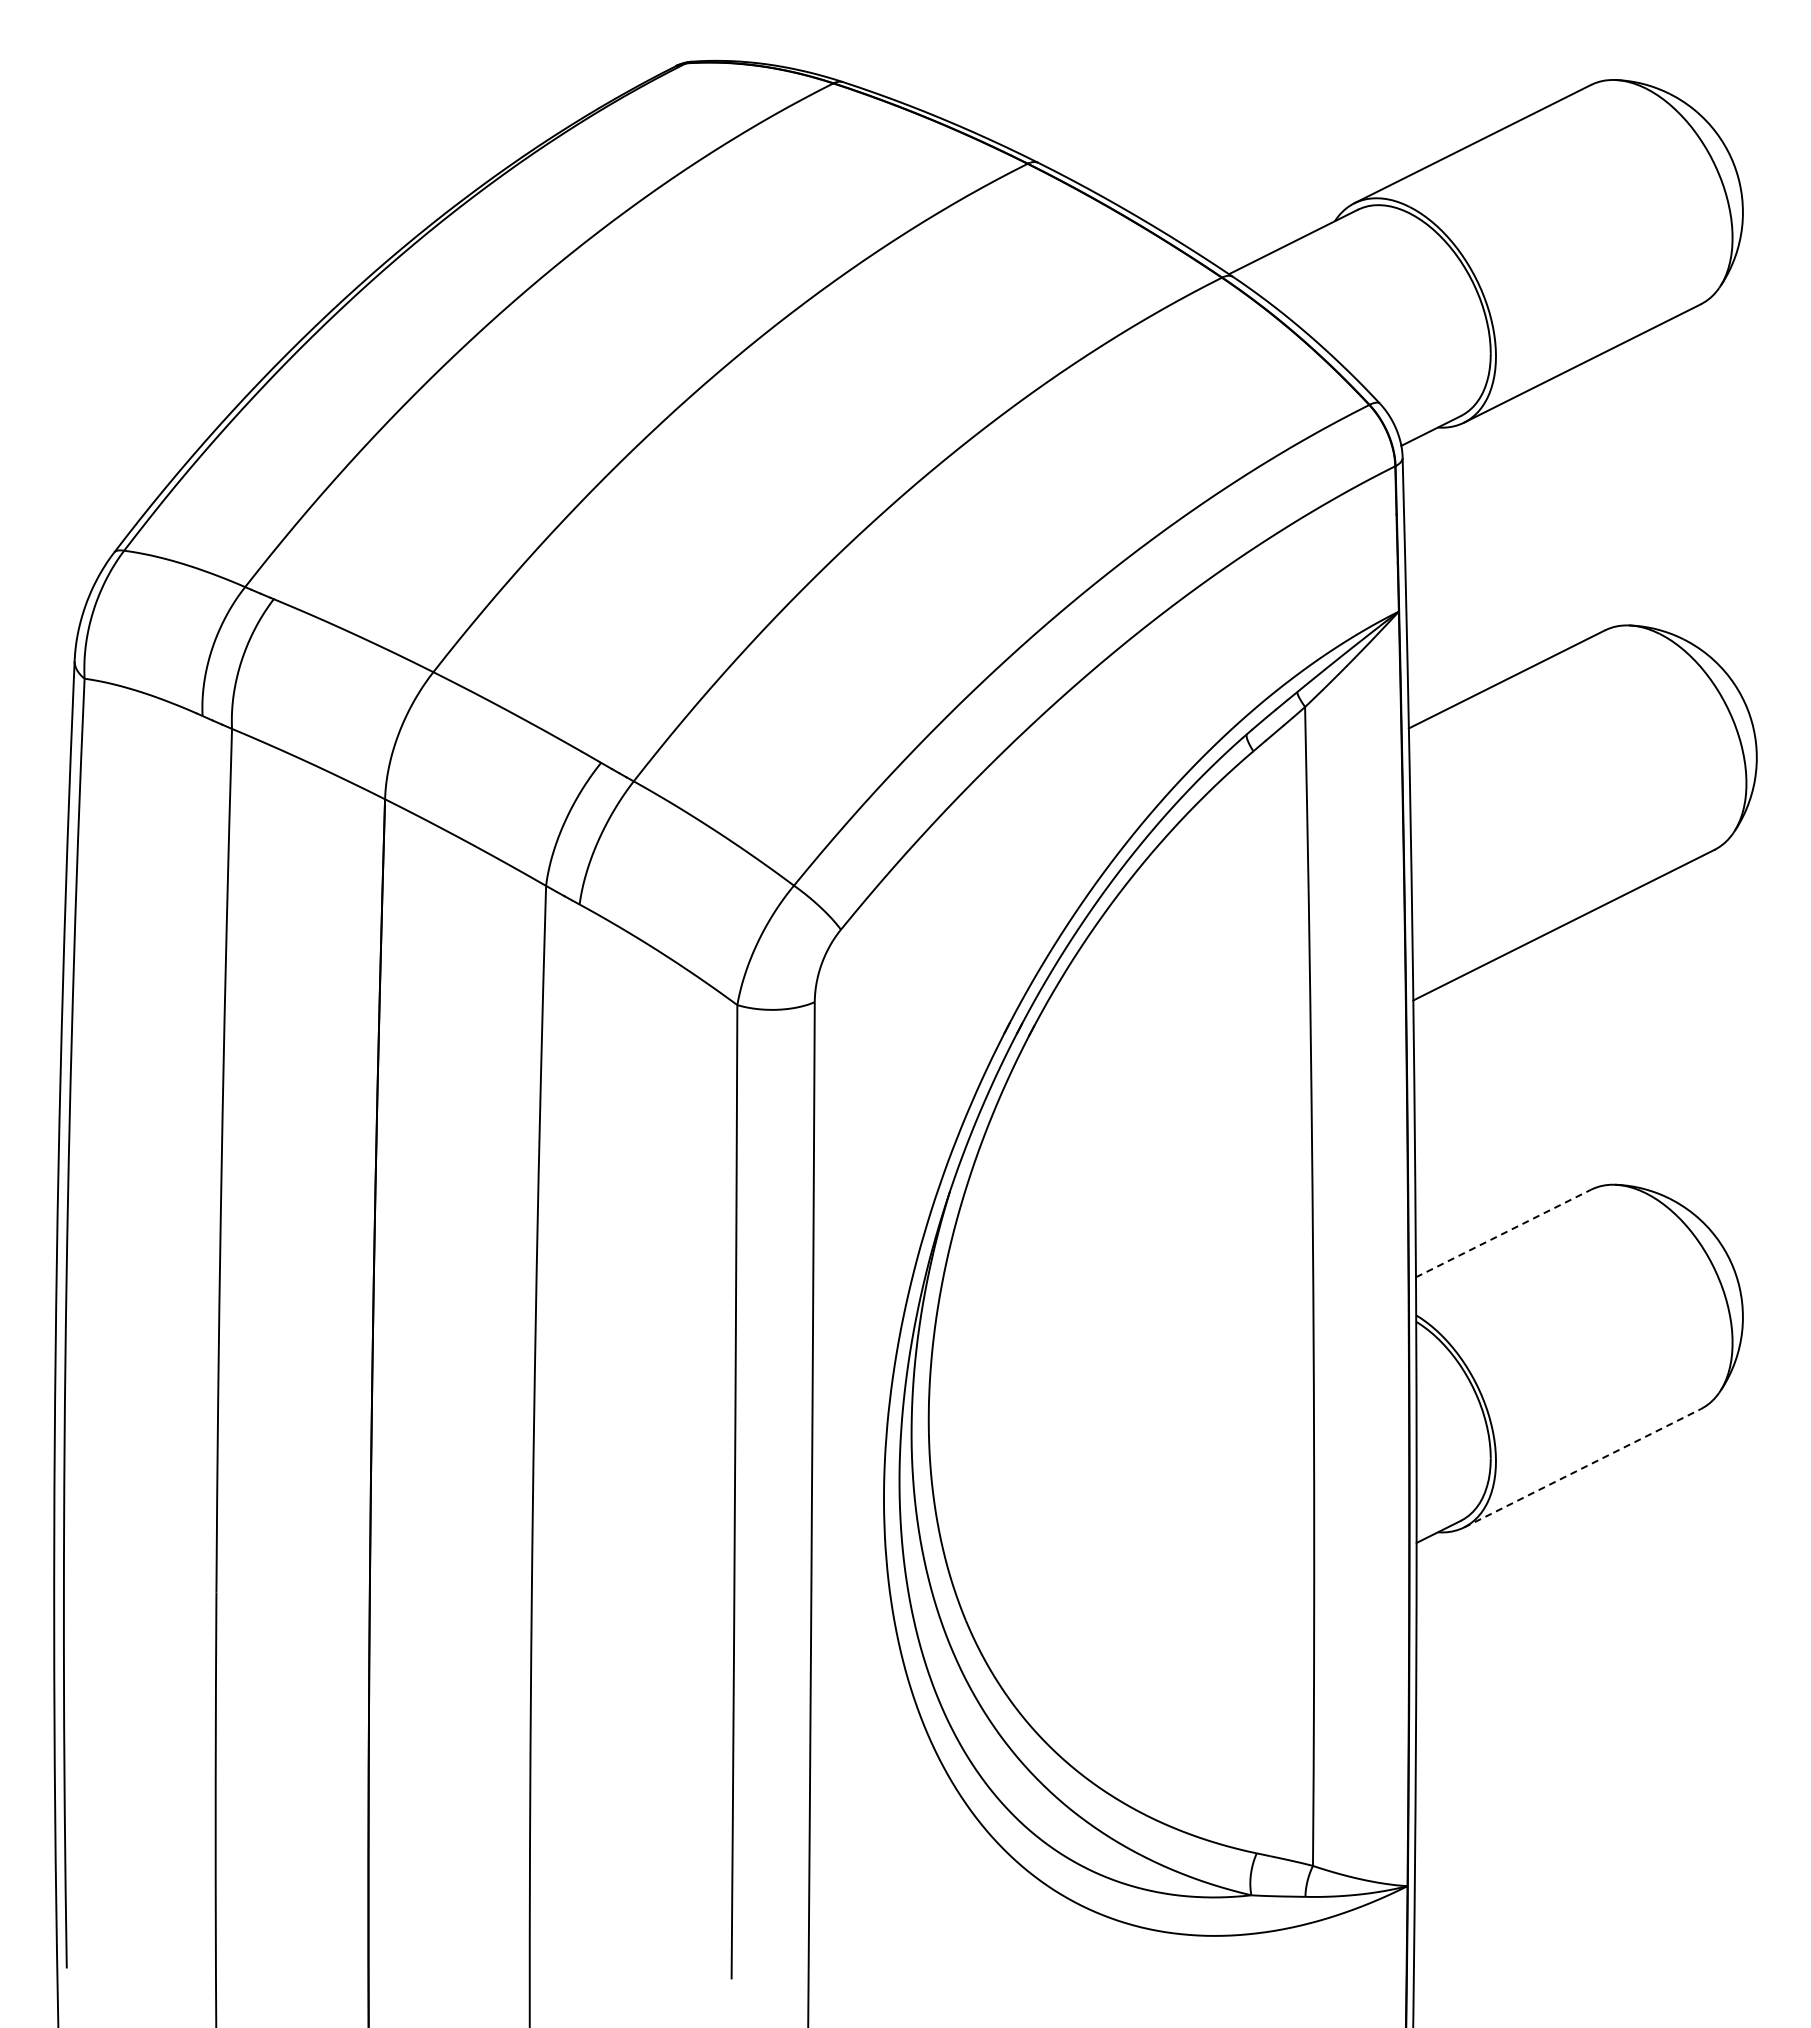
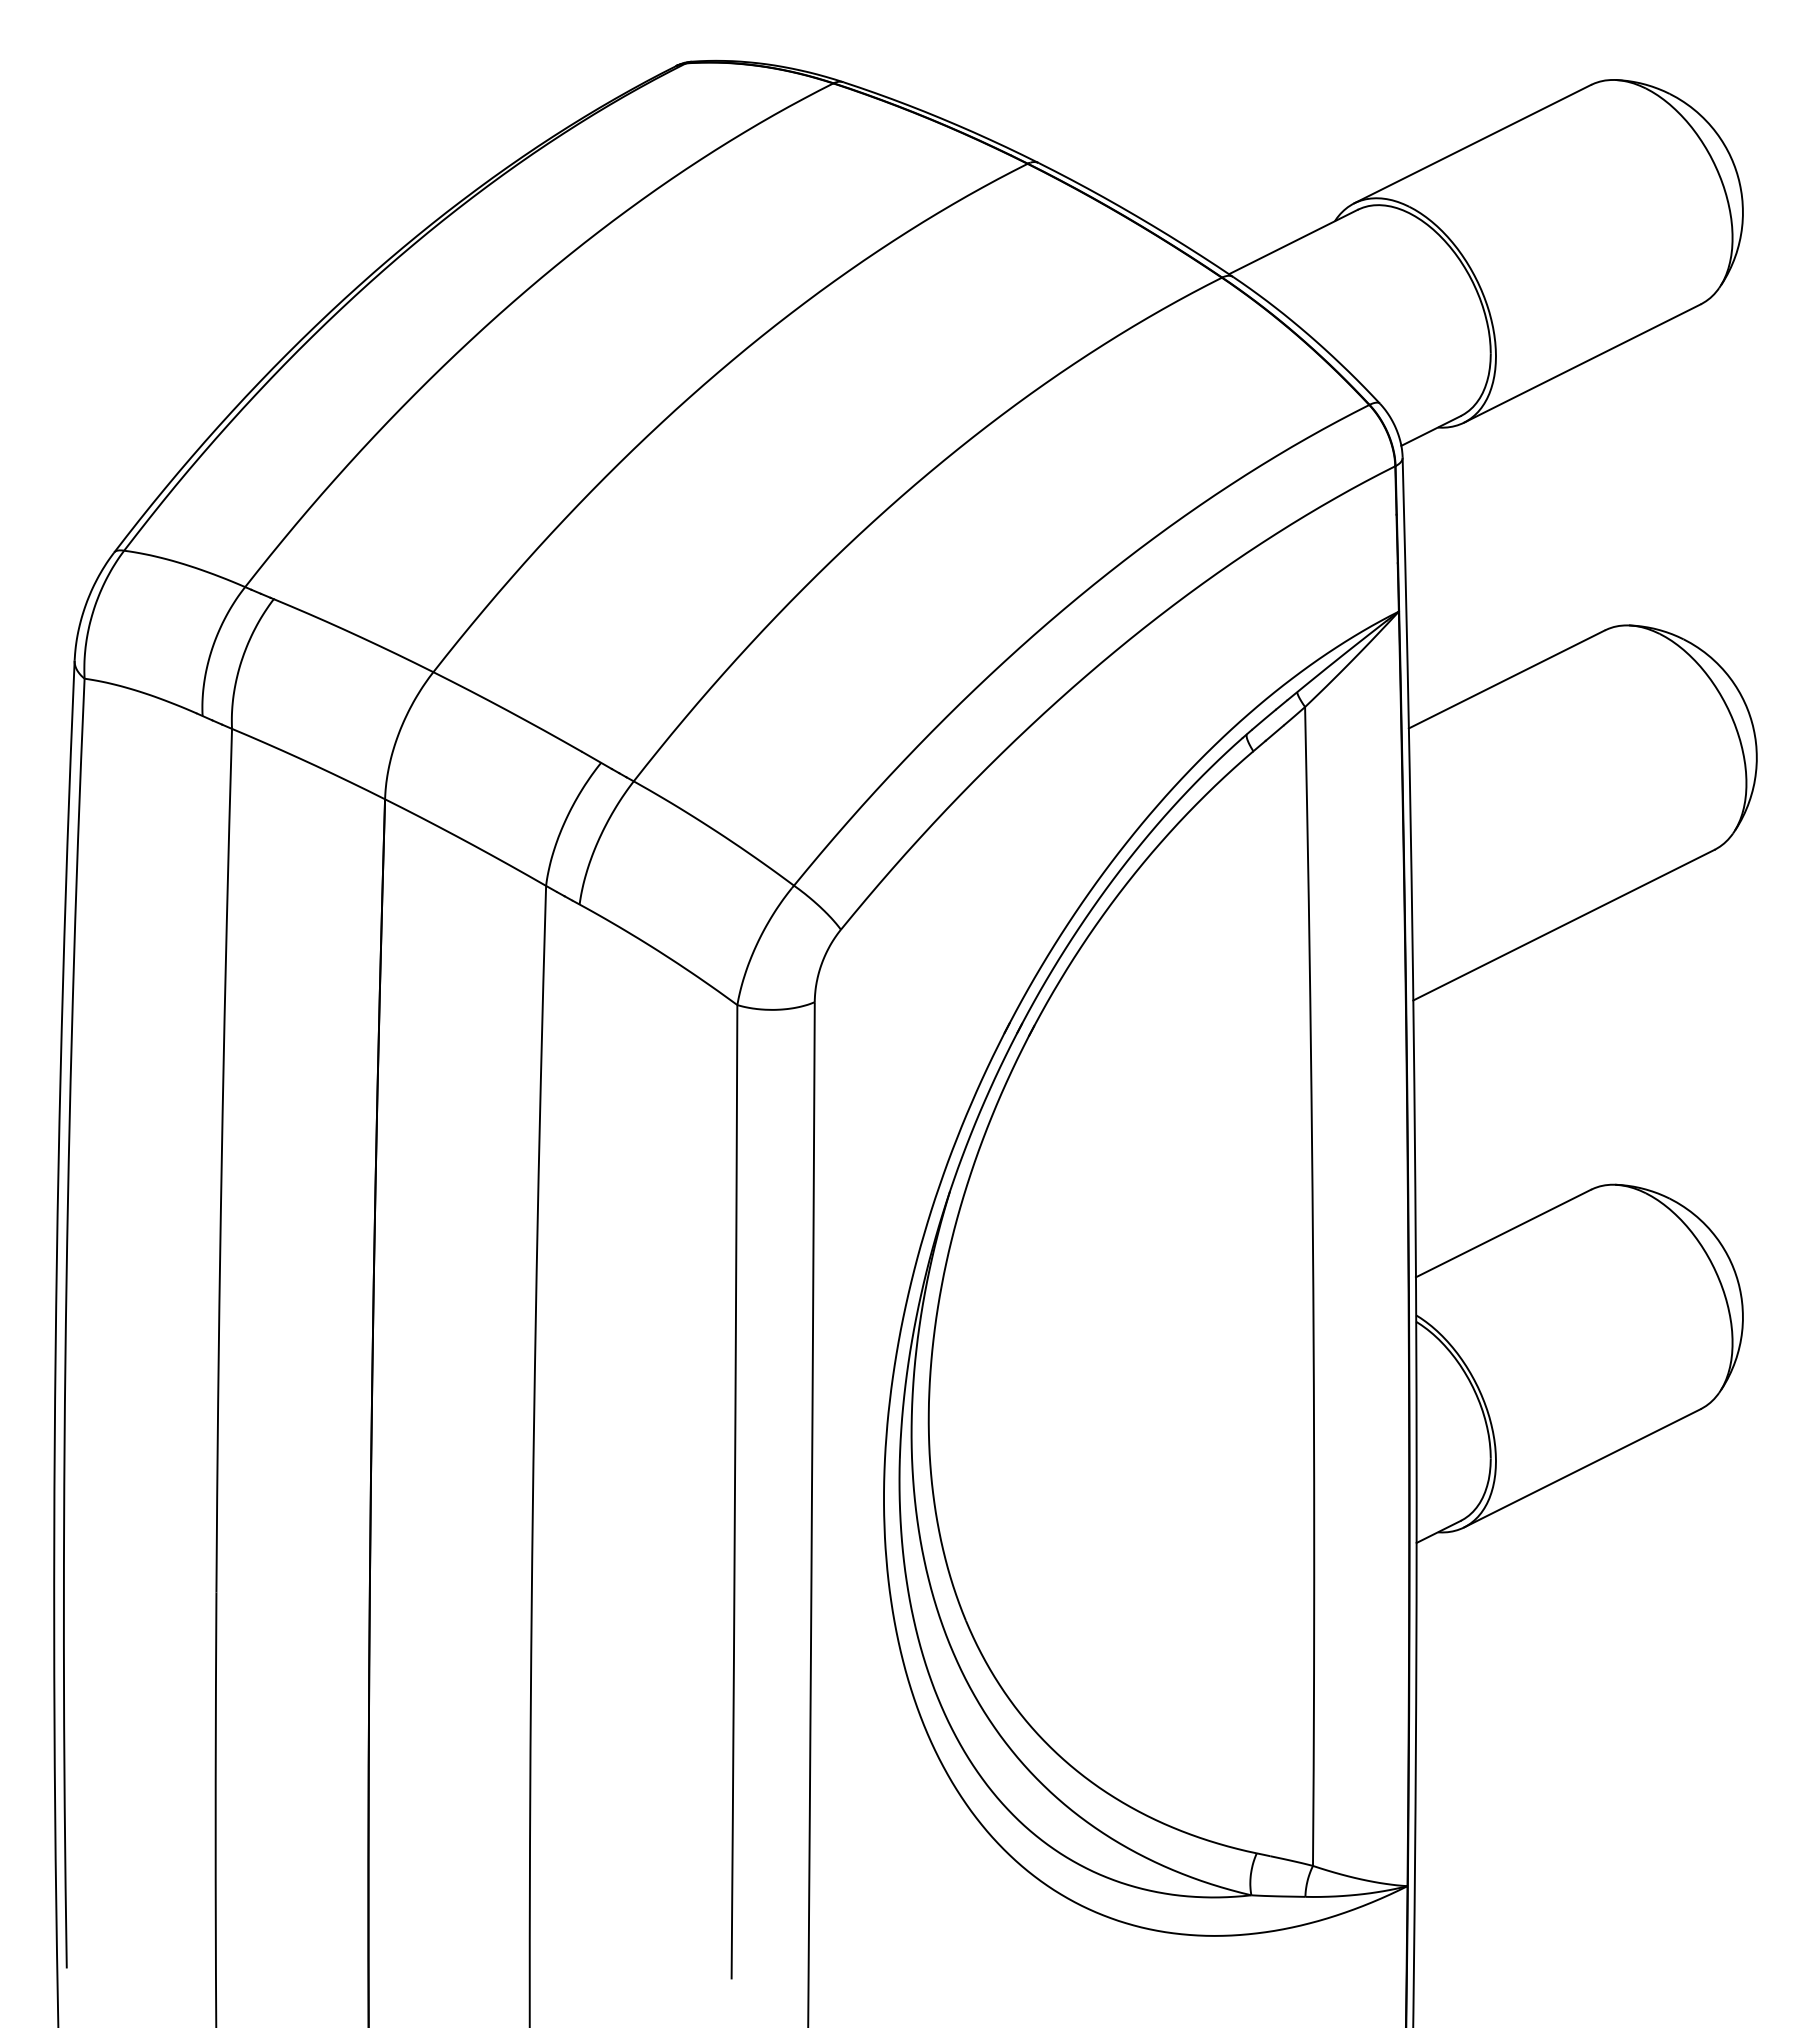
line: dashed -> solid (1503, 1233)
line: dashed -> solid (1582, 1468)
